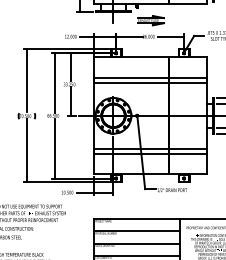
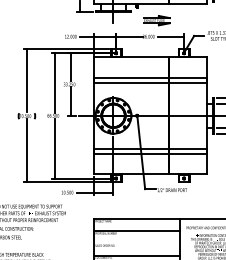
part position: (150, 20) -> (156, 20) (156, 20)
line: present -> none (137, 243)
